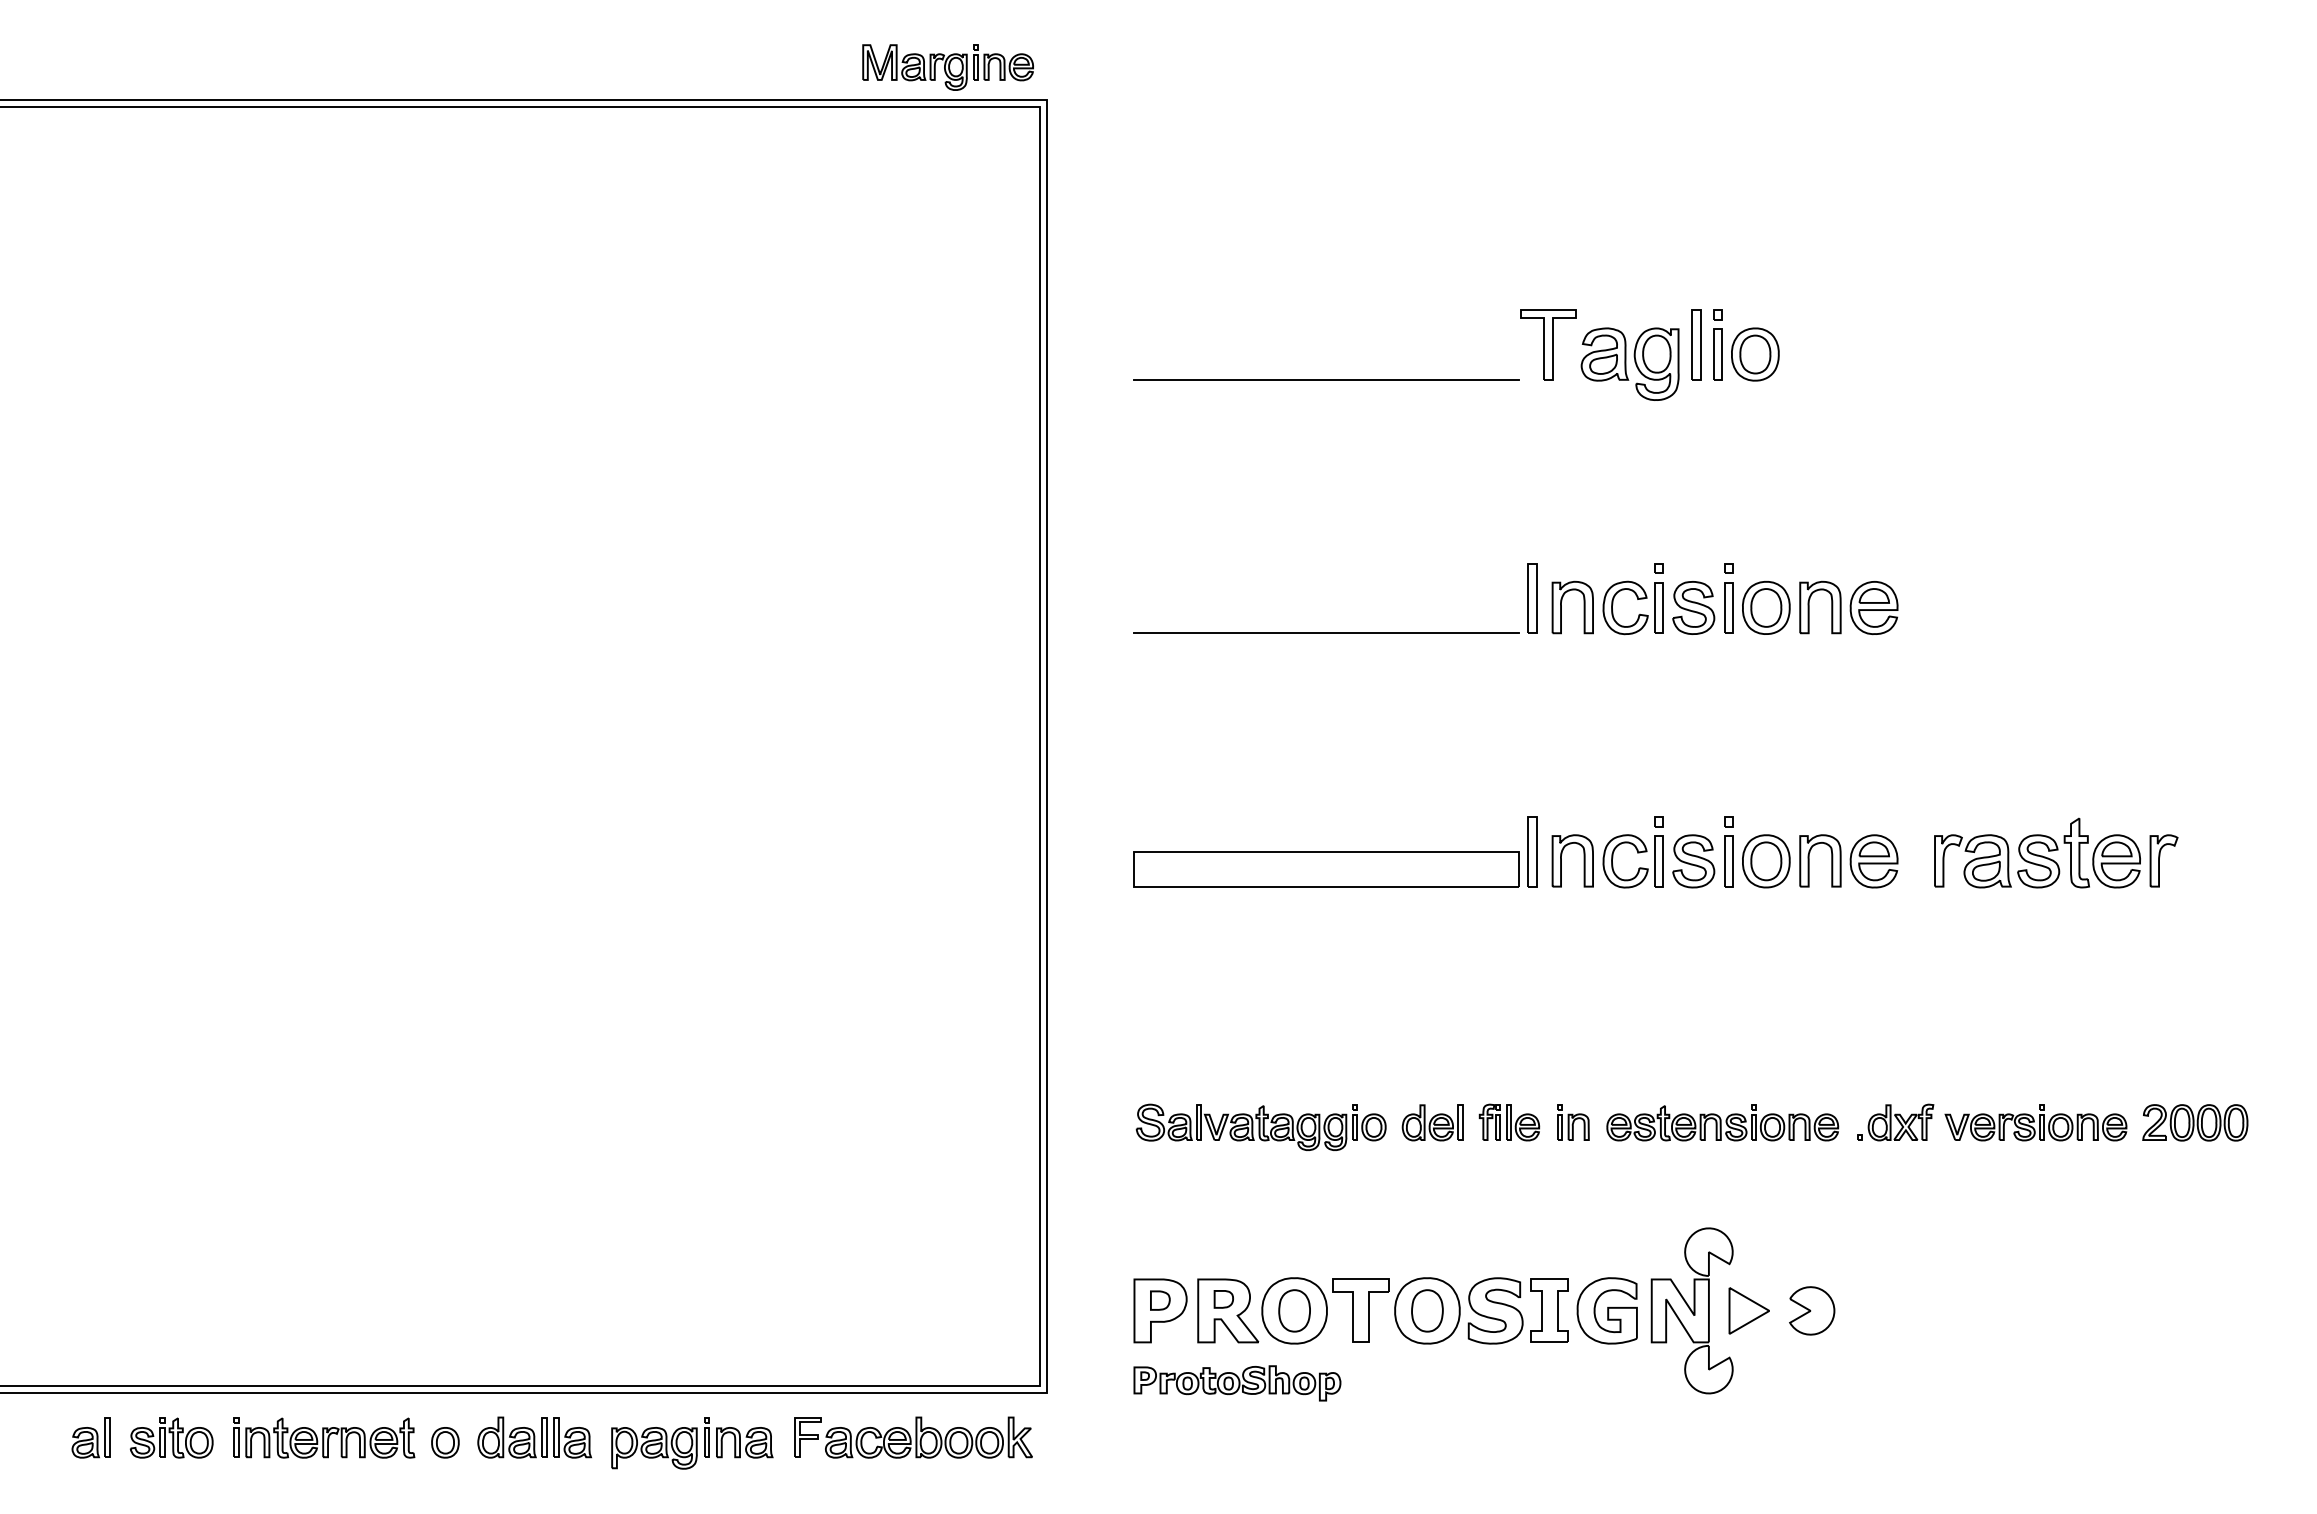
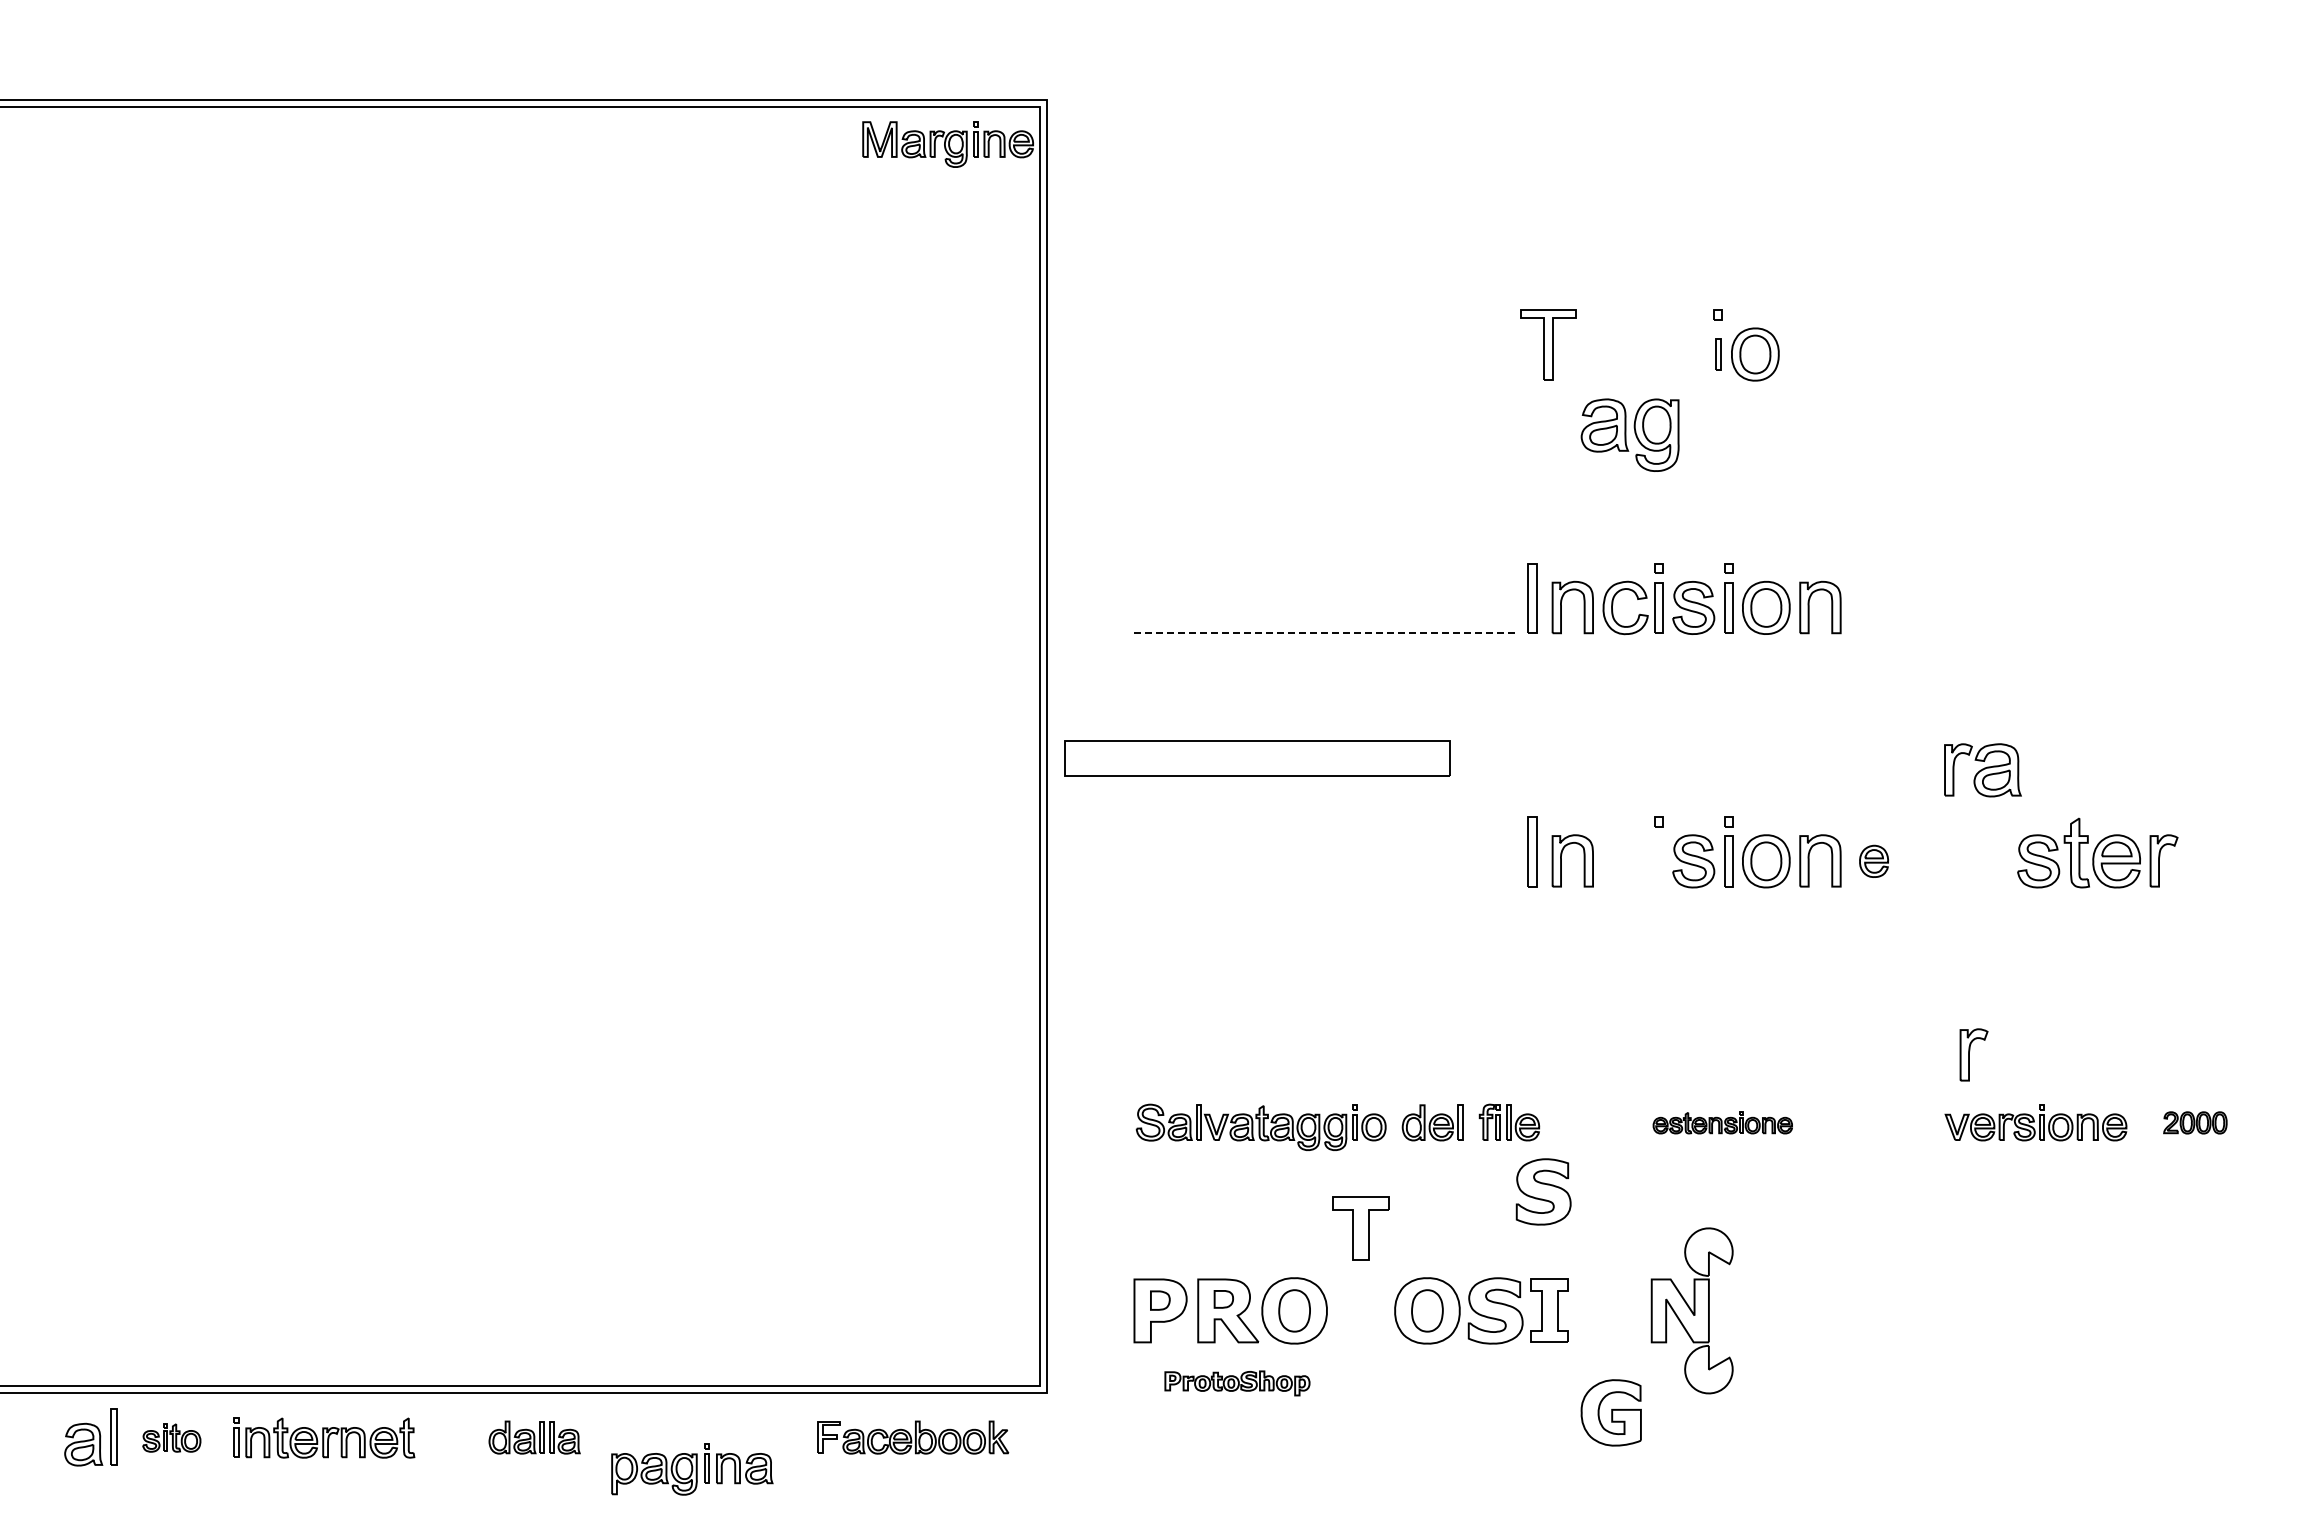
part position: (947, 67) -> (947, 144) (947, 144)
part: present -> none (1696, 344)
part size: 10x53 px -> 7x33 px (1718, 354)
part position: (1629, 363) -> (1629, 434) (1629, 434)
line: present -> none (1326, 379)
part: present -> none (1873, 608)
line: solid -> dashed (1327, 633)
part size: 50x55 px -> 30x34 px (1873, 860)
part position: (1972, 861) -> (1982, 770) (1982, 770)
part: present -> none (1639, 867)
part position: (1326, 869) -> (1257, 758) (1257, 758)
part: none -> present (1973, 1054)
part: present -> none (1573, 1122)
part size: 234x38 px -> 141x24 px (1722, 1122)
part: present -> none (1895, 1122)
part size: 107x38 px -> 65x24 px (2195, 1122)
part: none -> present (1543, 1191)
part position: (1360, 1310) -> (1360, 1228) (1360, 1228)
part position: (1606, 1310) -> (1610, 1412) (1610, 1412)
part: present -> none (1748, 1310)
part: present -> none (1812, 1310)
part size: 209x37 px -> 147x27 px (1237, 1383)
part size: 40x42 px -> 54x59 px (90, 1437)
part size: 84x42 px -> 60x30 px (171, 1437)
part size: 115x43 px -> 93x35 px (534, 1437)
part size: 239x43 px -> 193x35 px (913, 1437)
part: present -> none (445, 1442)
part position: (692, 1443) -> (692, 1469) (692, 1469)
